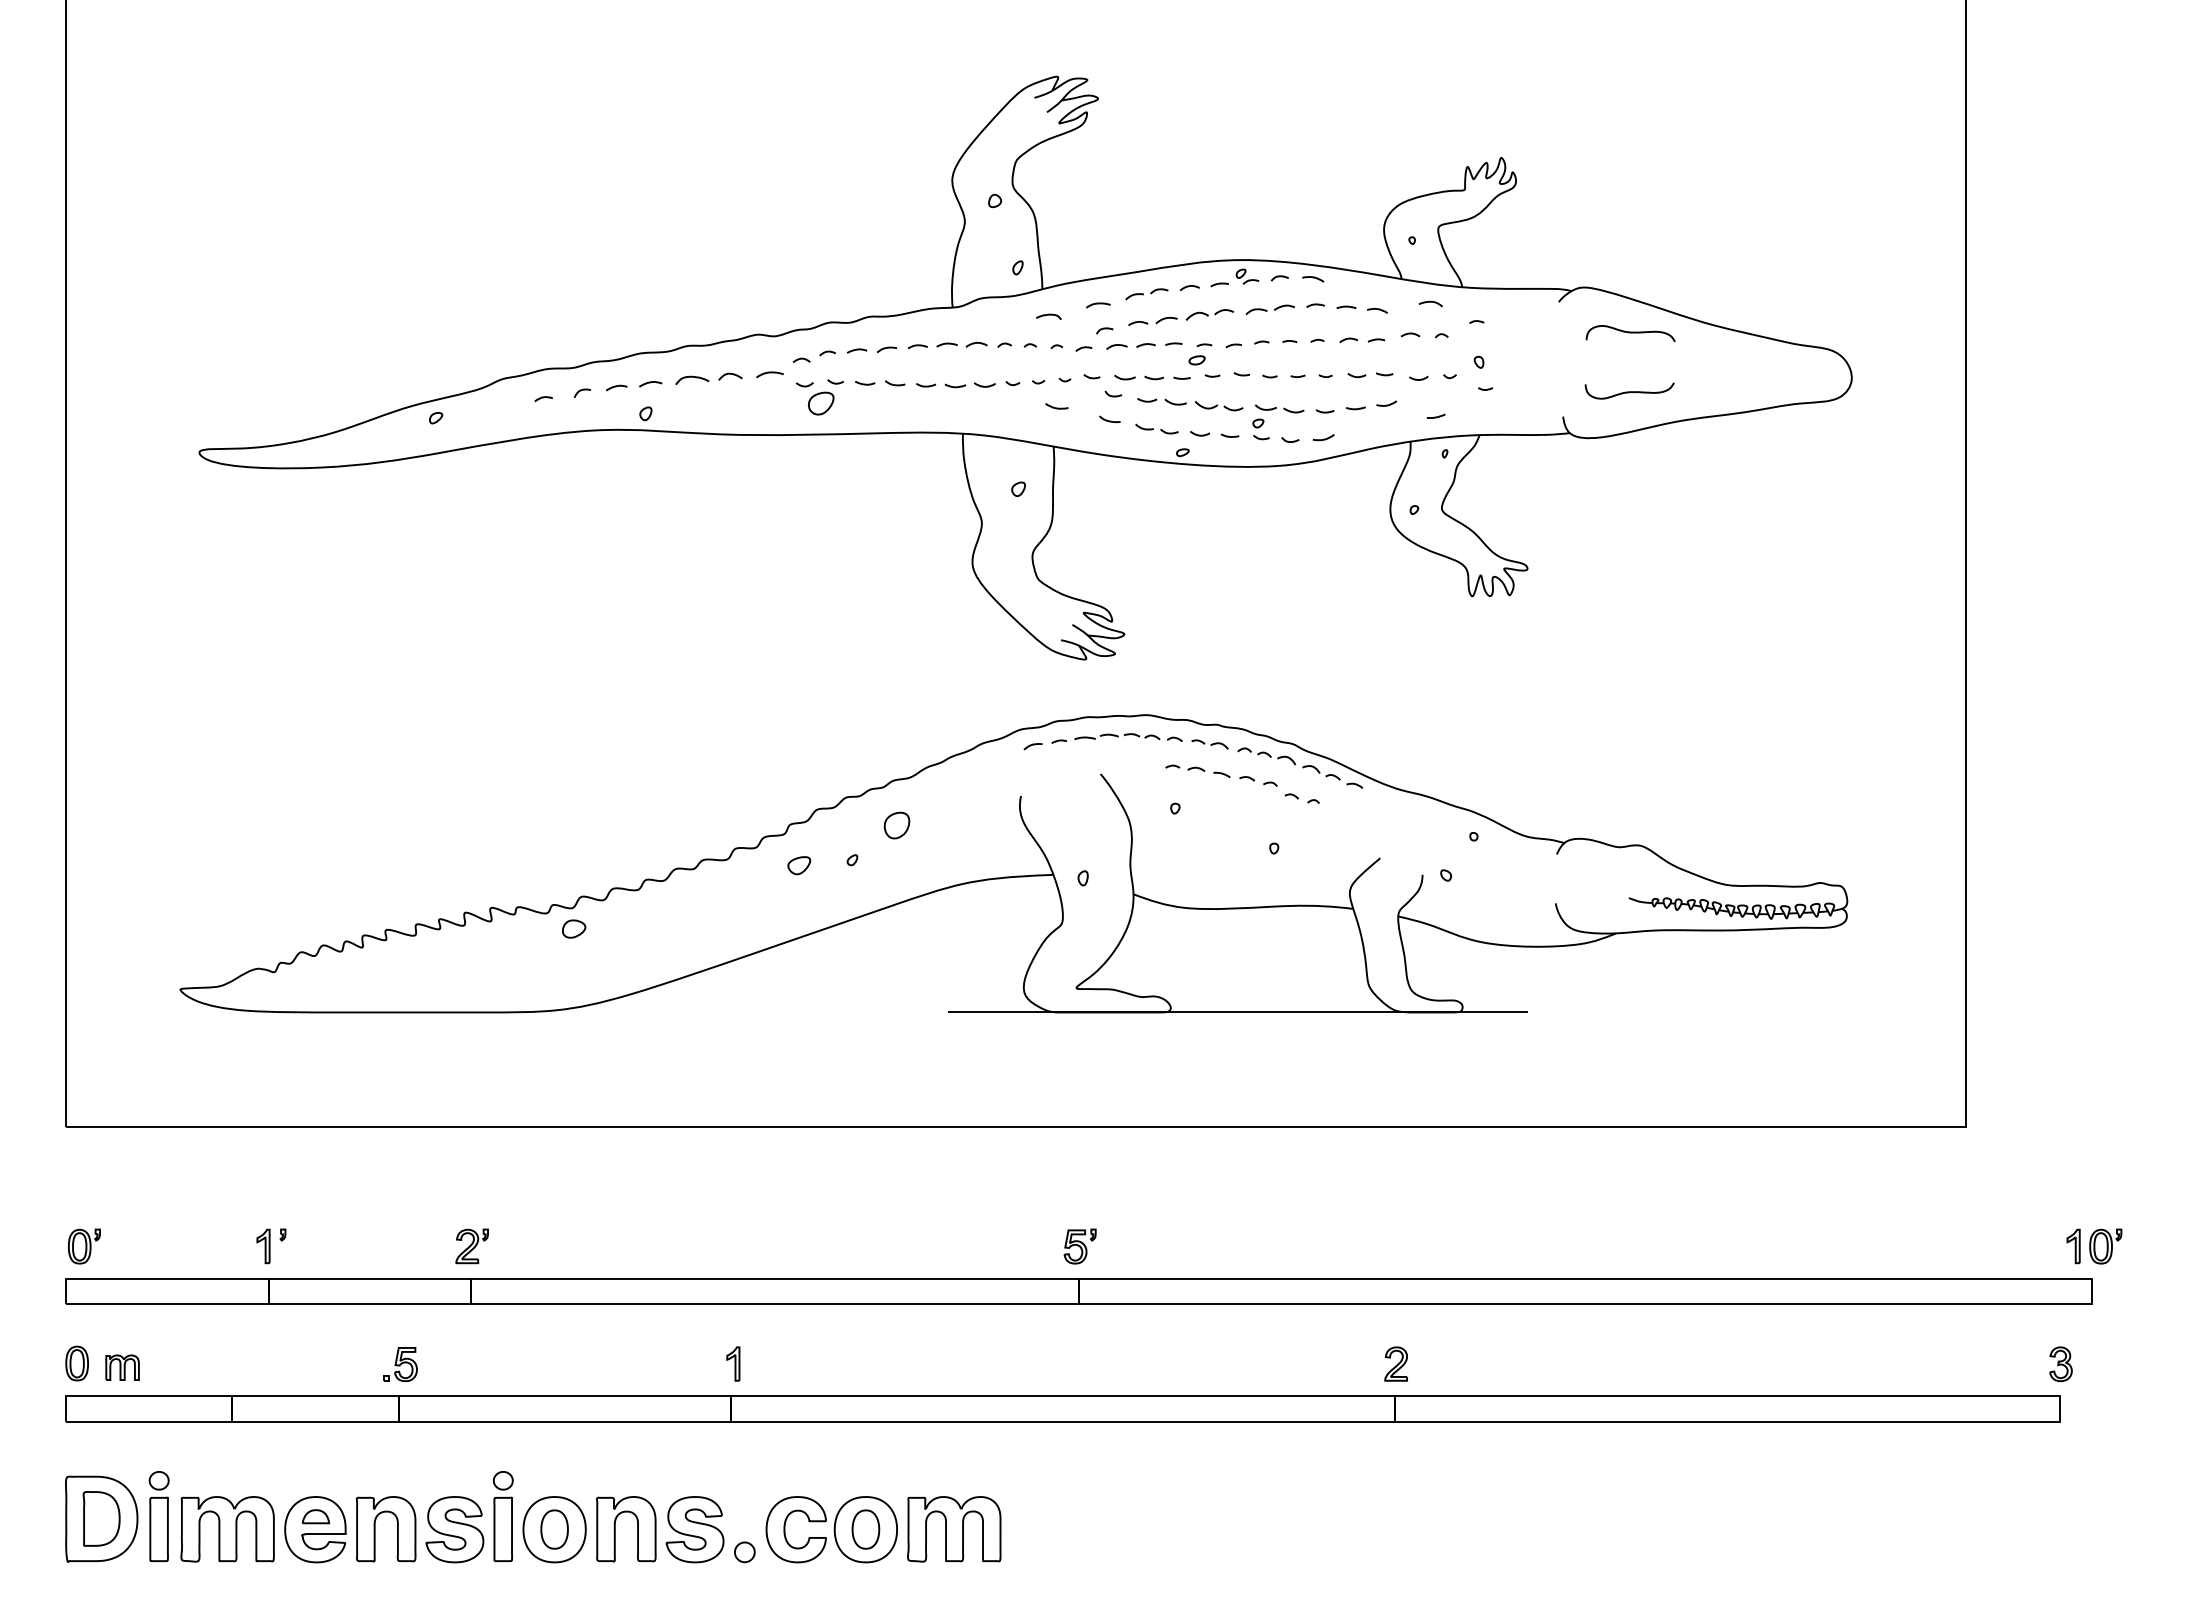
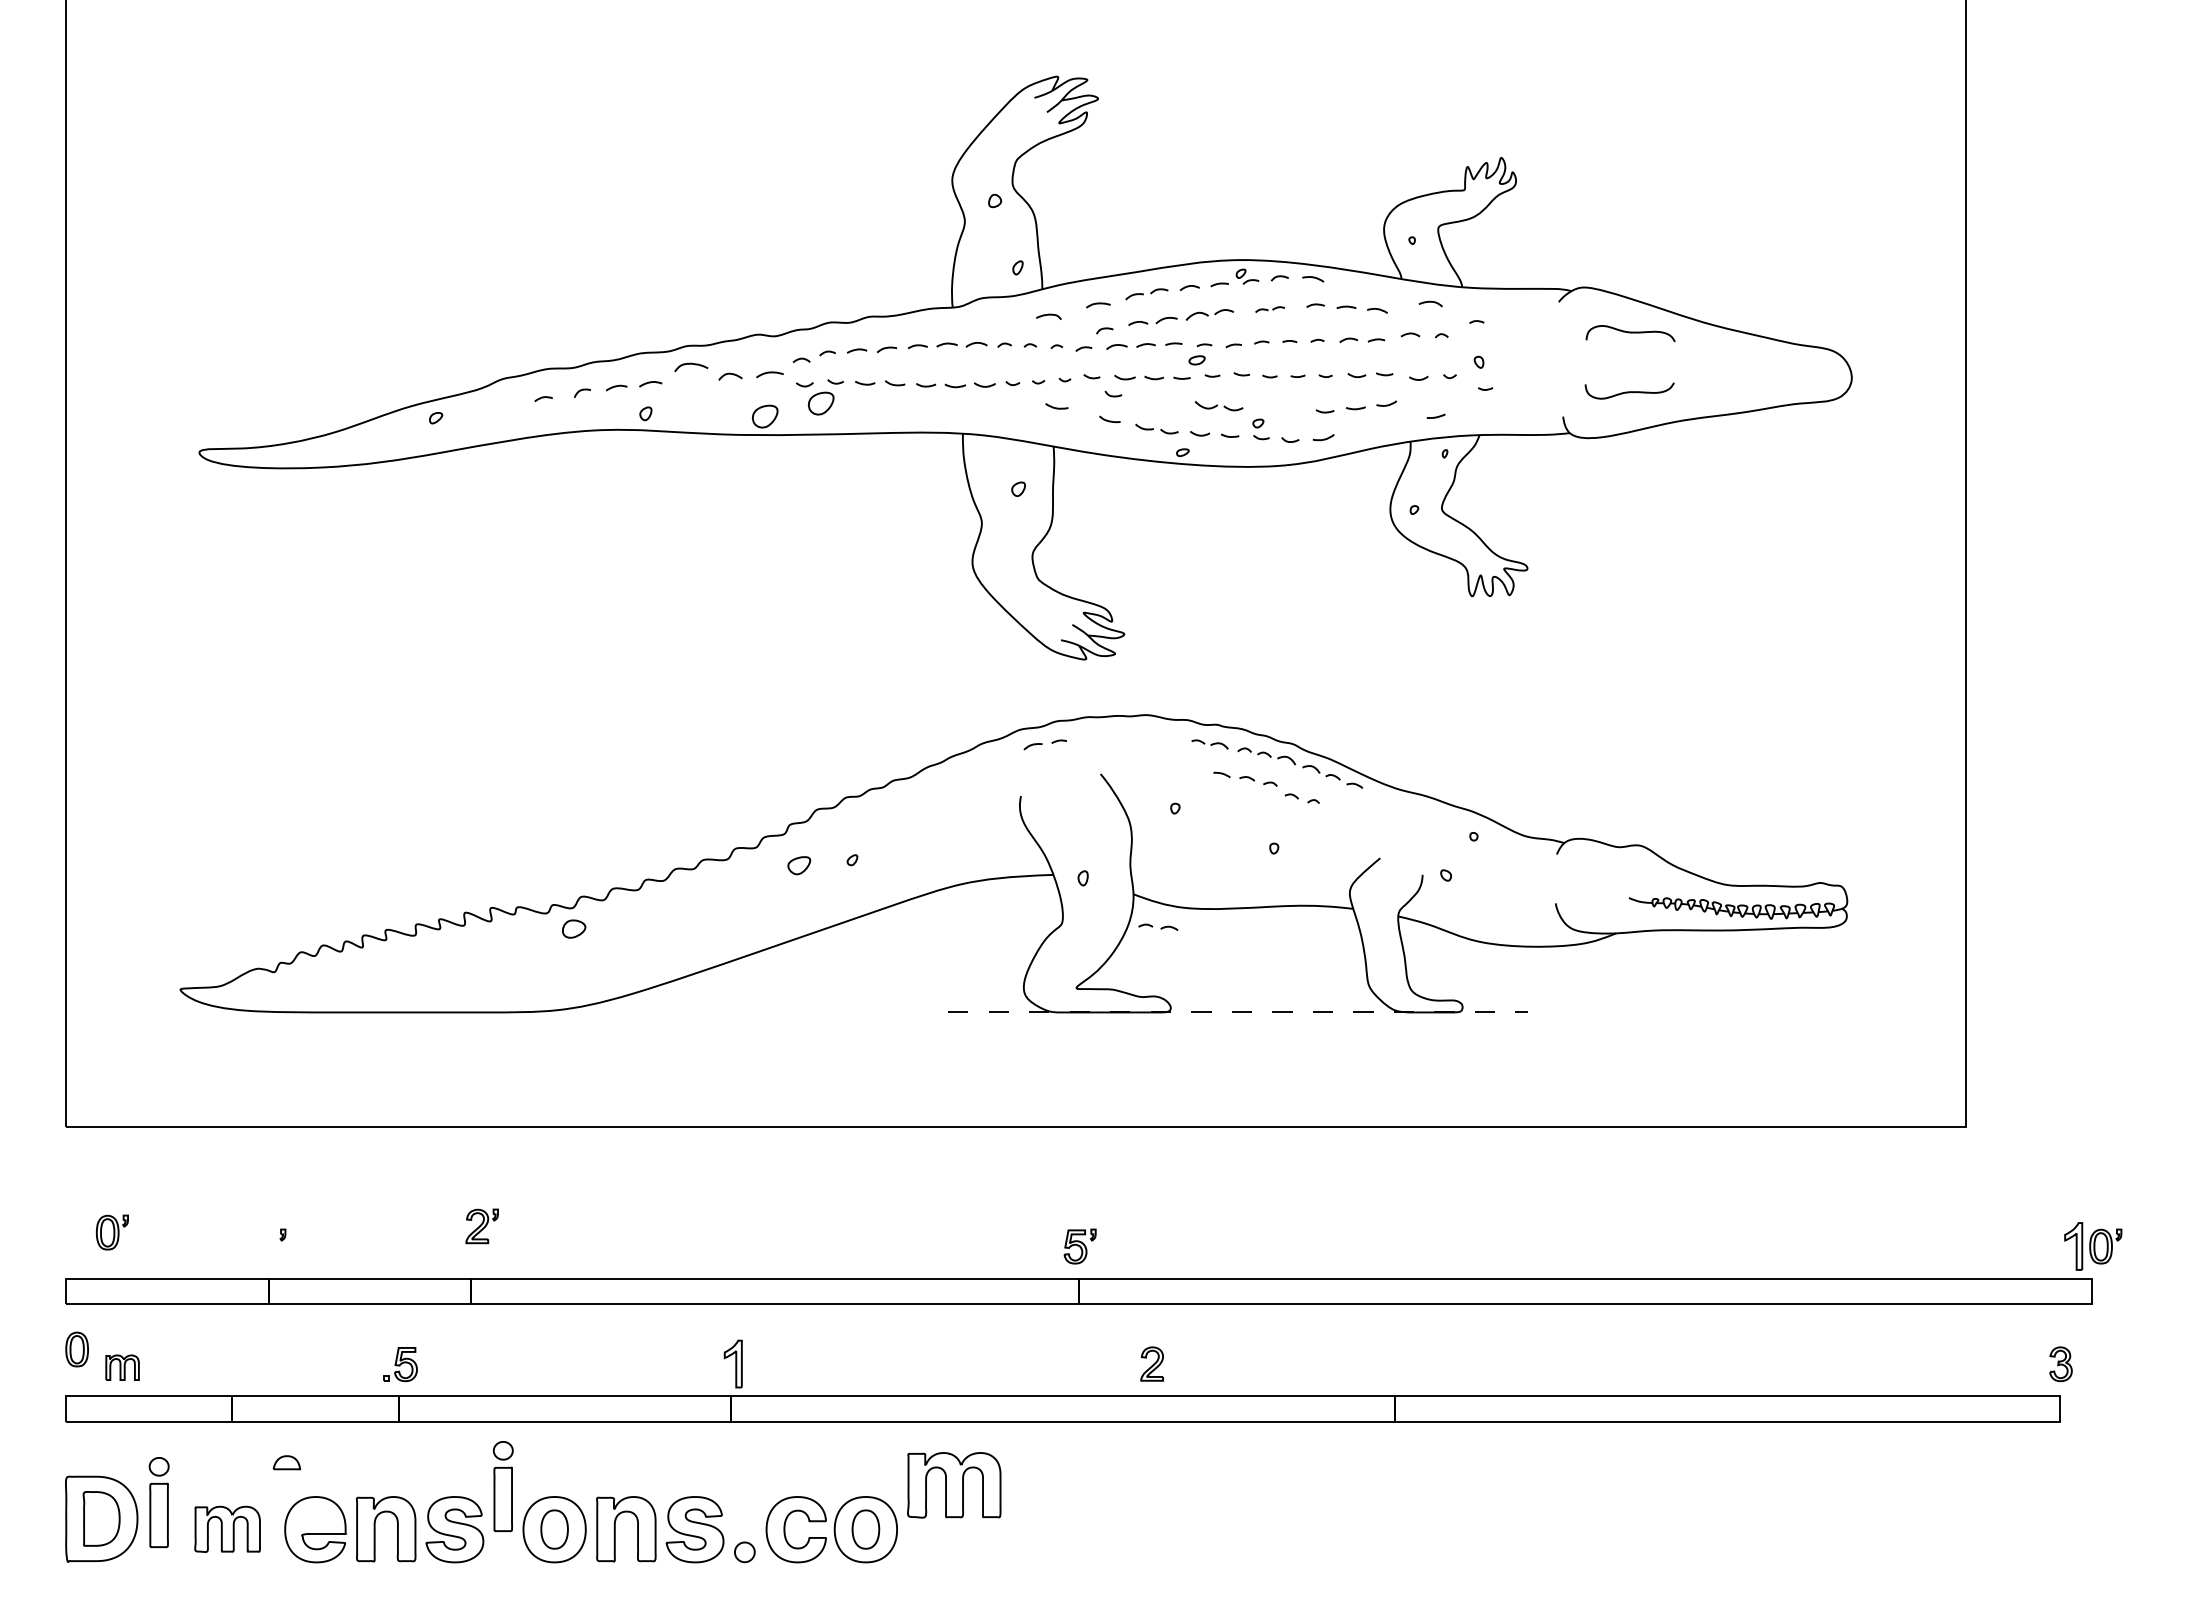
part size: 50x11 px -> 30x7 px (1269, 309)
curve position: (692, 377) -> (691, 364) (691, 364)
part: present -> none (1161, 401)
part: present -> none (1279, 408)
part: none -> present (764, 416)
part: present -> none (1128, 737)
part position: (1185, 767) -> (1158, 926) (1158, 926)
part: present -> none (896, 825)
line: solid -> dashed (1237, 1012)
part position: (83, 1246) -> (111, 1232) (111, 1232)
part: present -> none (263, 1246)
part position: (471, 1246) -> (481, 1226) (481, 1226)
part size: 15x37 px -> 20x49 px (2073, 1246)
part position: (76, 1363) -> (76, 1349) (76, 1349)
part size: 15x36 px -> 20x50 px (732, 1363)
part position: (1395, 1363) -> (1151, 1363) (1151, 1363)
part position: (158, 1516) -> (158, 1502) (158, 1502)
part position: (315, 1516) -> (286, 1462) (286, 1462)
part position: (502, 1516) -> (502, 1486) (502, 1486)
part size: 95x67 px -> 67x48 px (227, 1528)
part position: (954, 1529) -> (954, 1485) (954, 1485)
